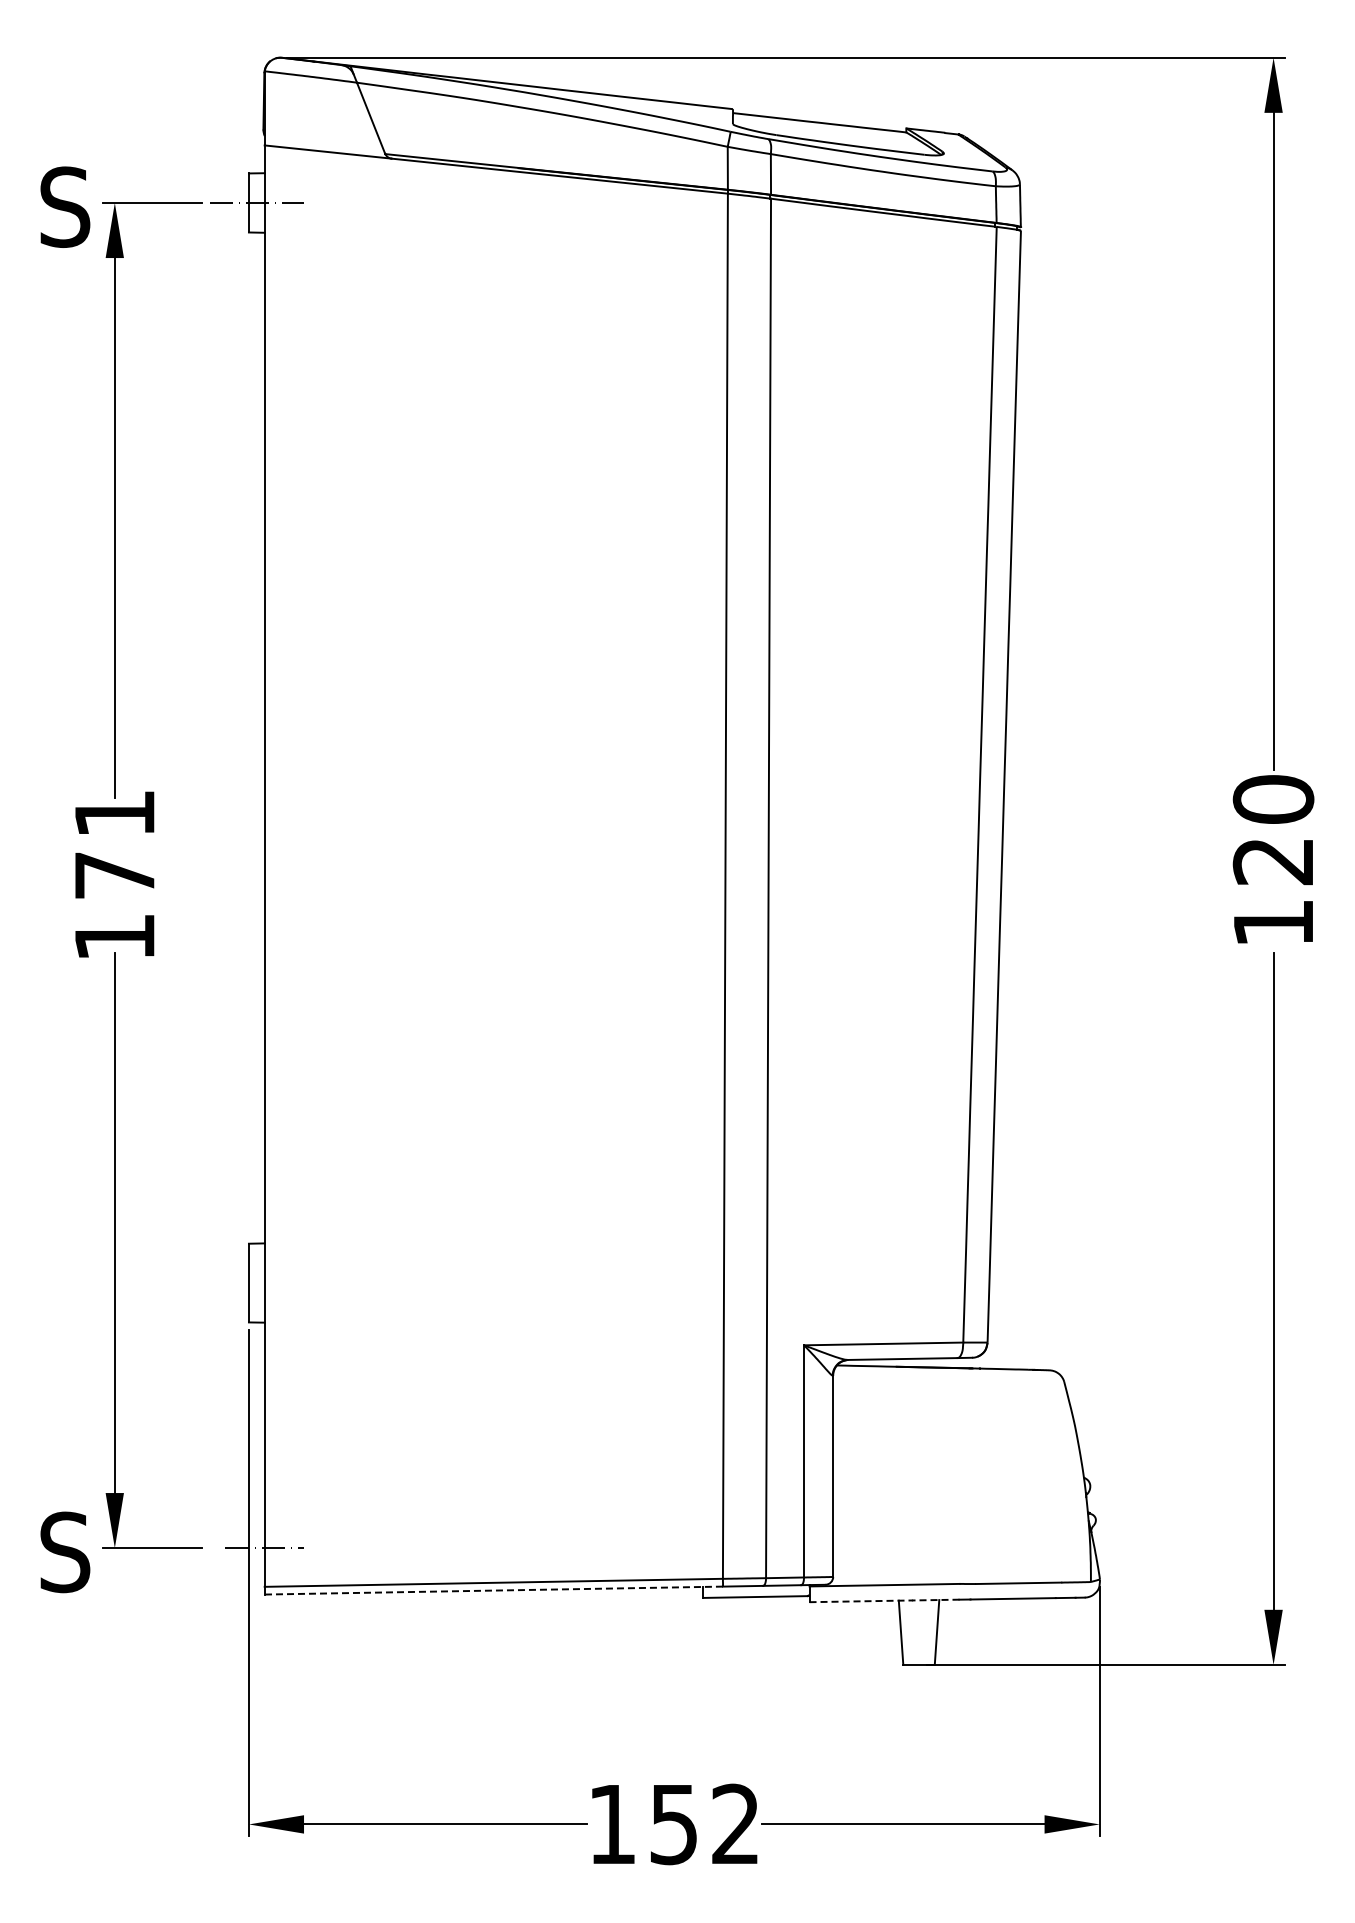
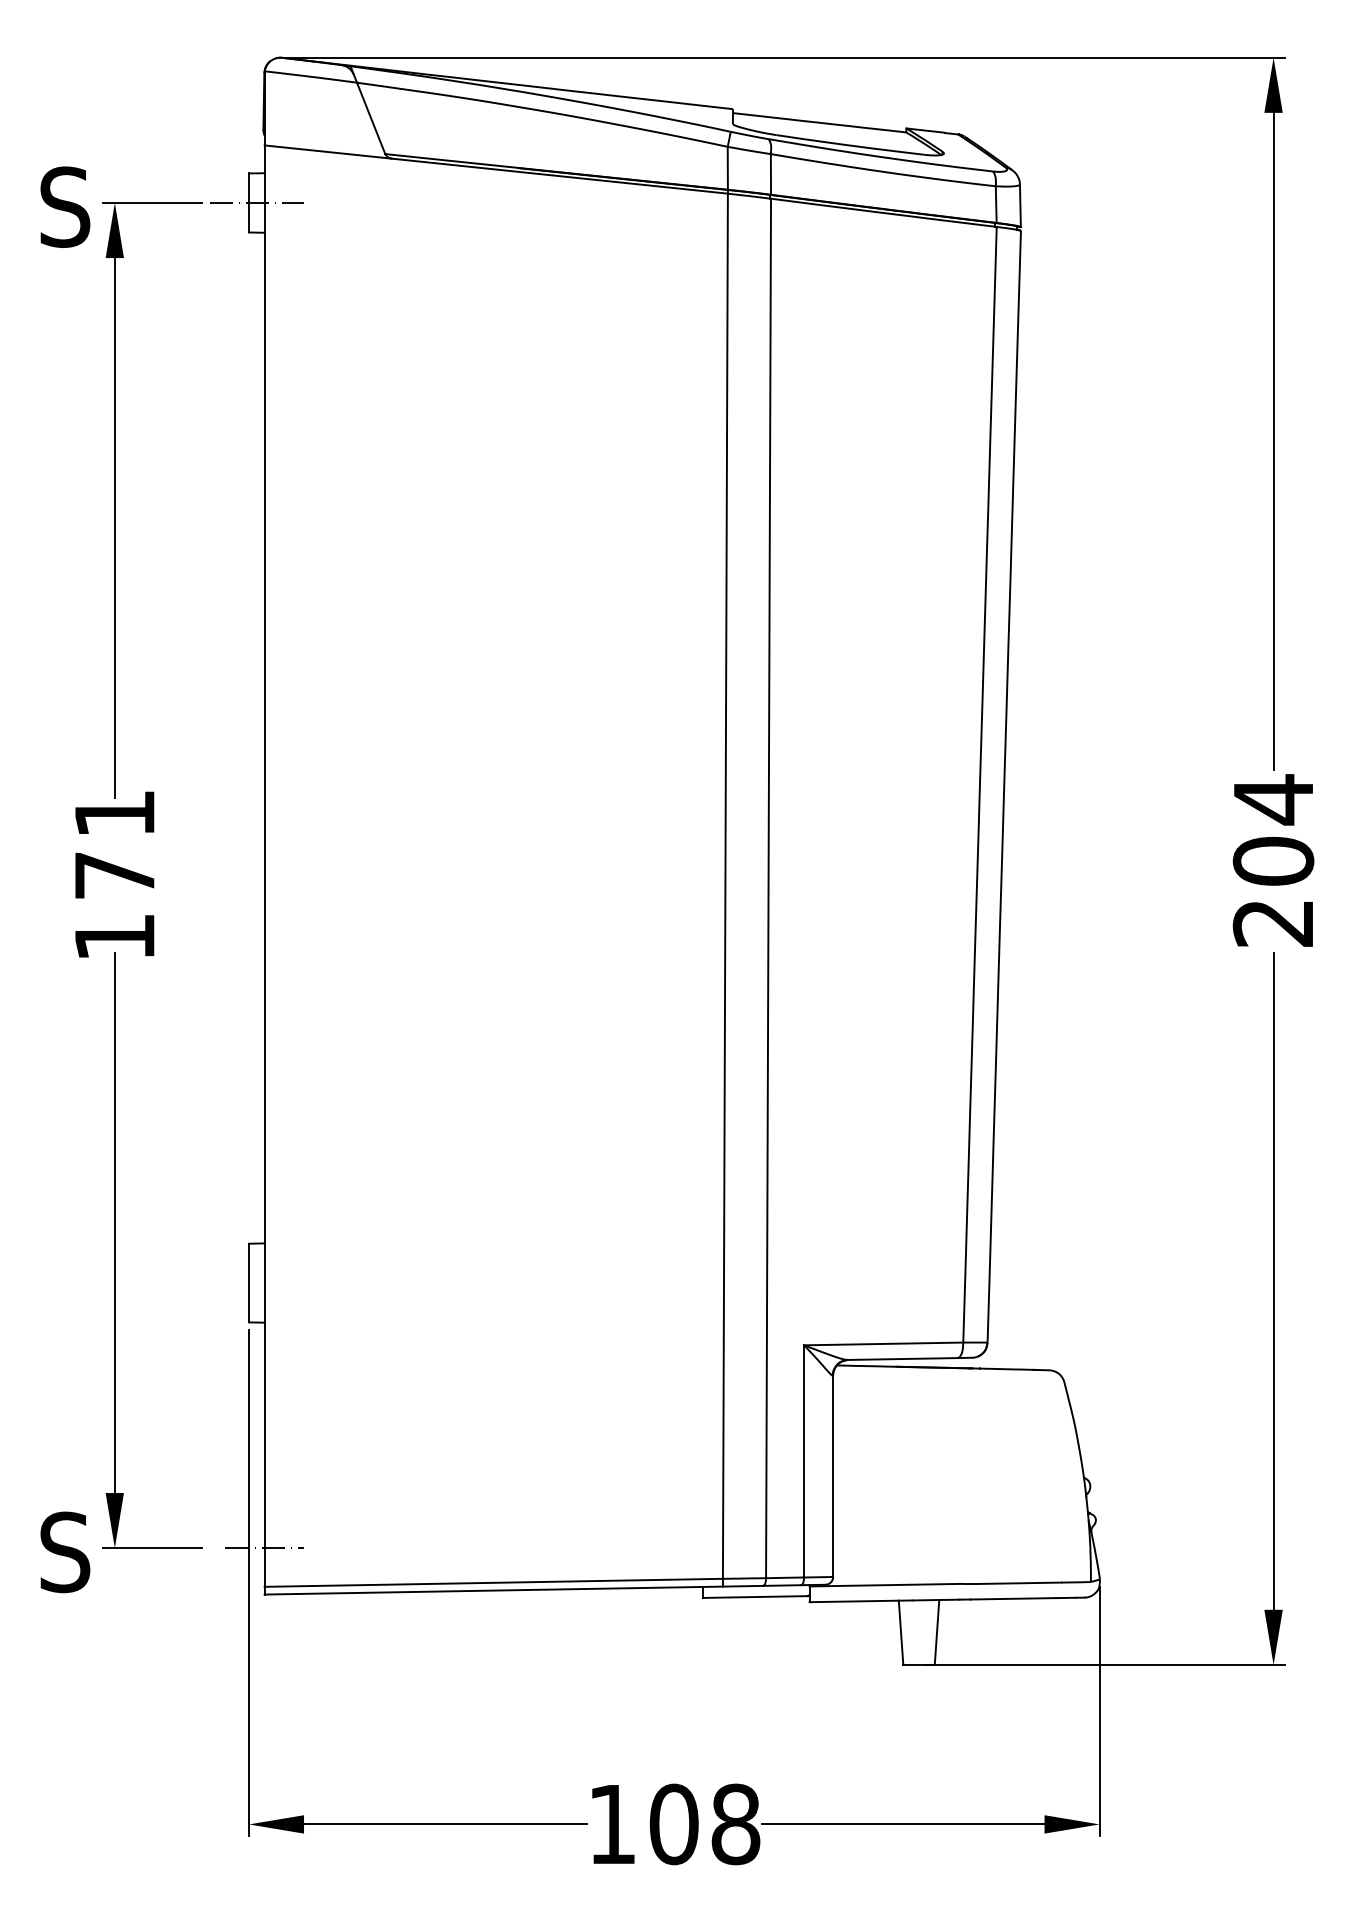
text: 120 -> 204 (1273, 860)
line: dashed -> solid (493, 1590)
line: dashed -> solid (884, 1600)
text: 152 -> 108 (704, 1824)
